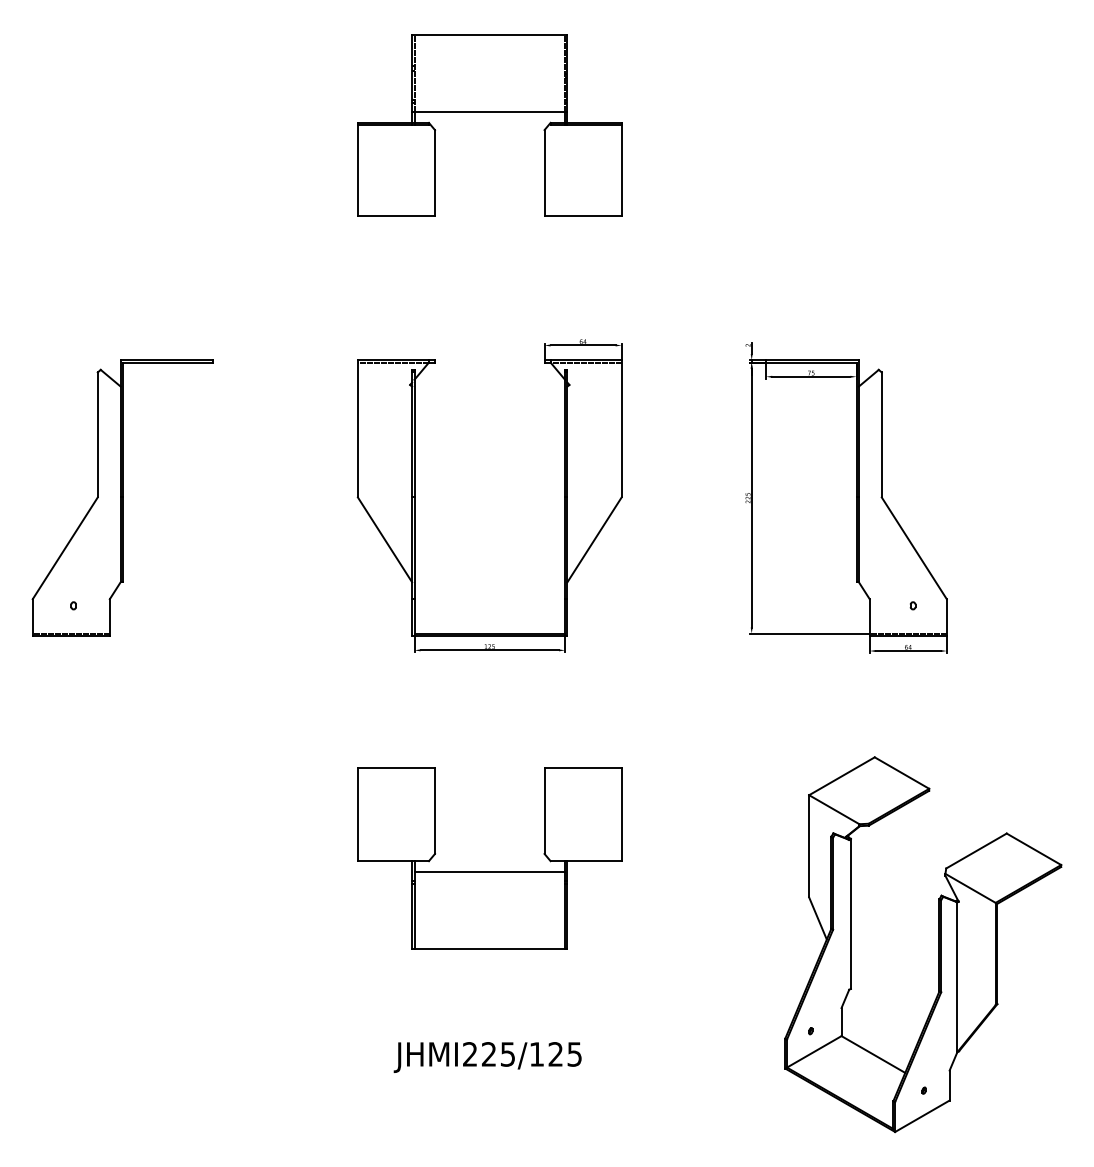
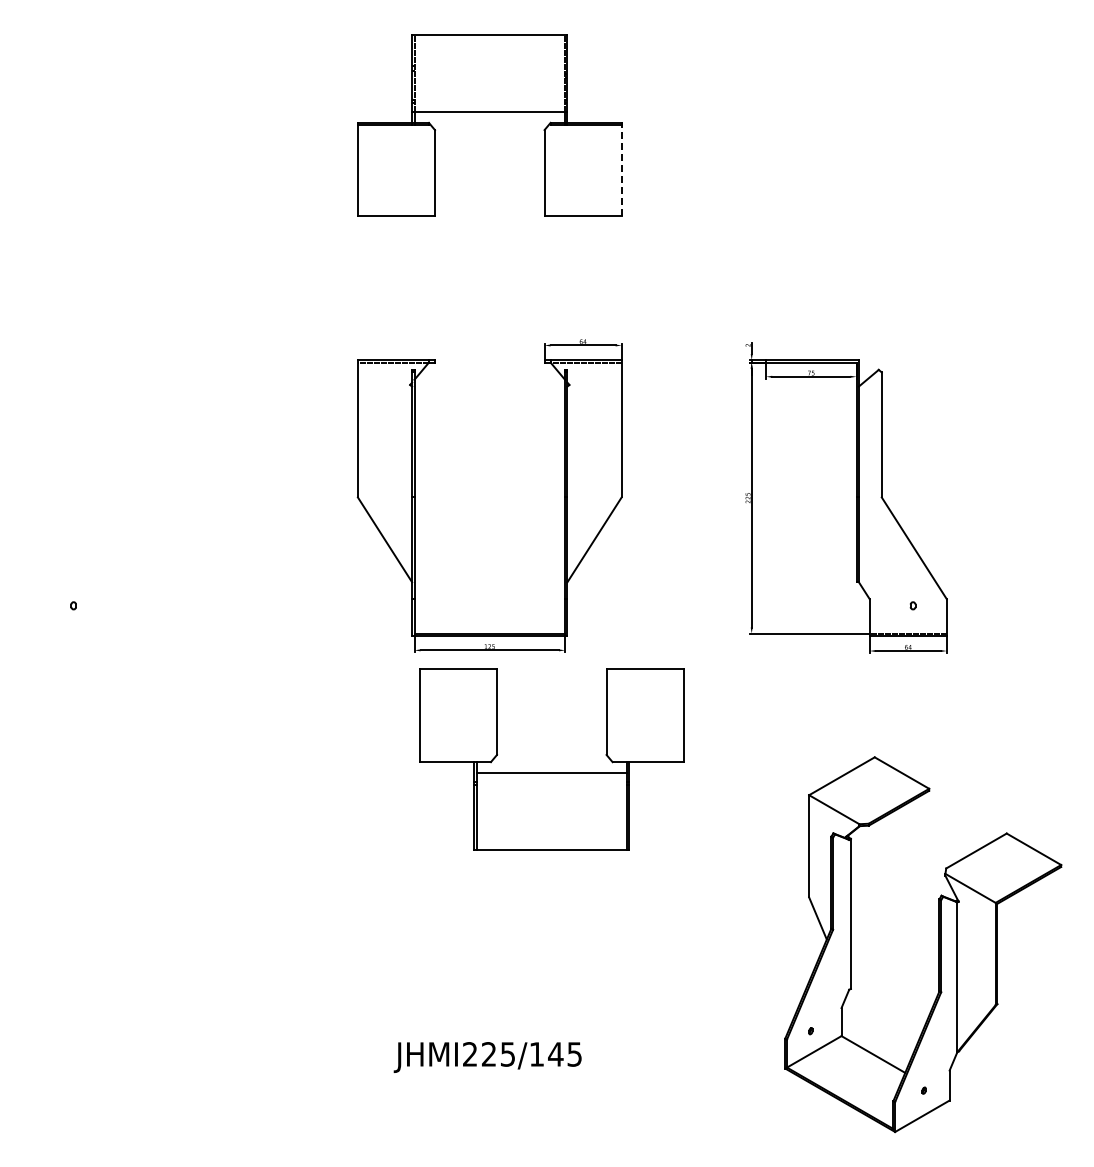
line: solid -> dashed (621, 169)
part: present -> none (122, 497)
part position: (489, 871) -> (551, 772) (551, 772)
text: JHMI225/125 -> JHMI225/145 (555, 1054)
